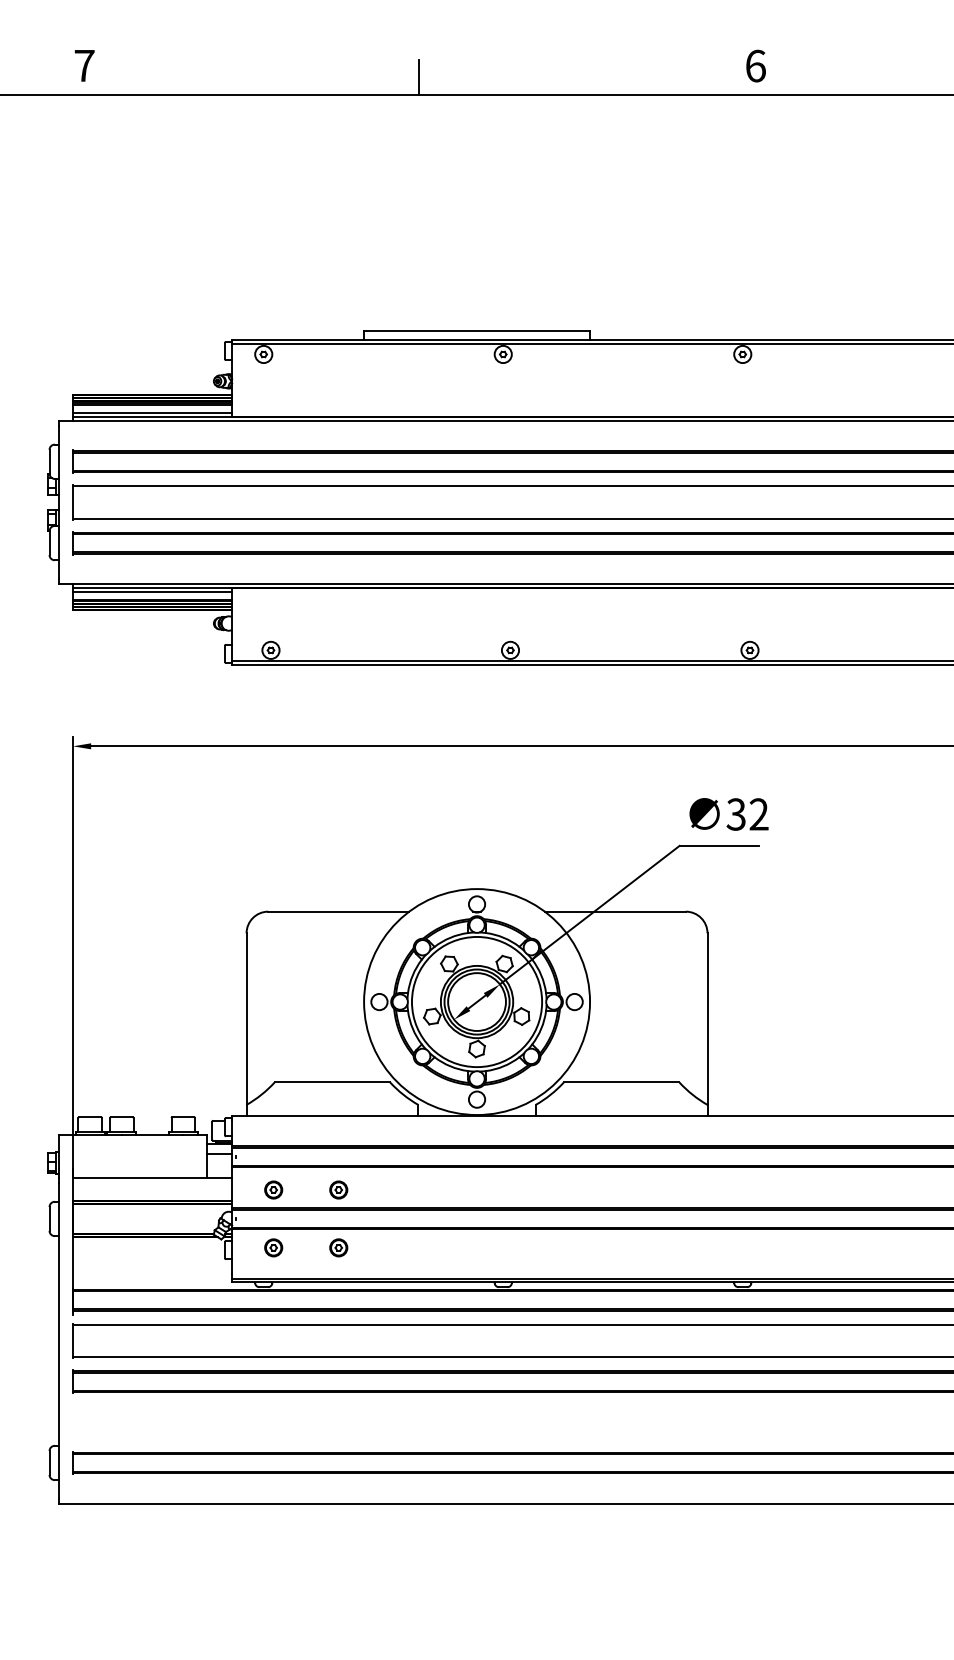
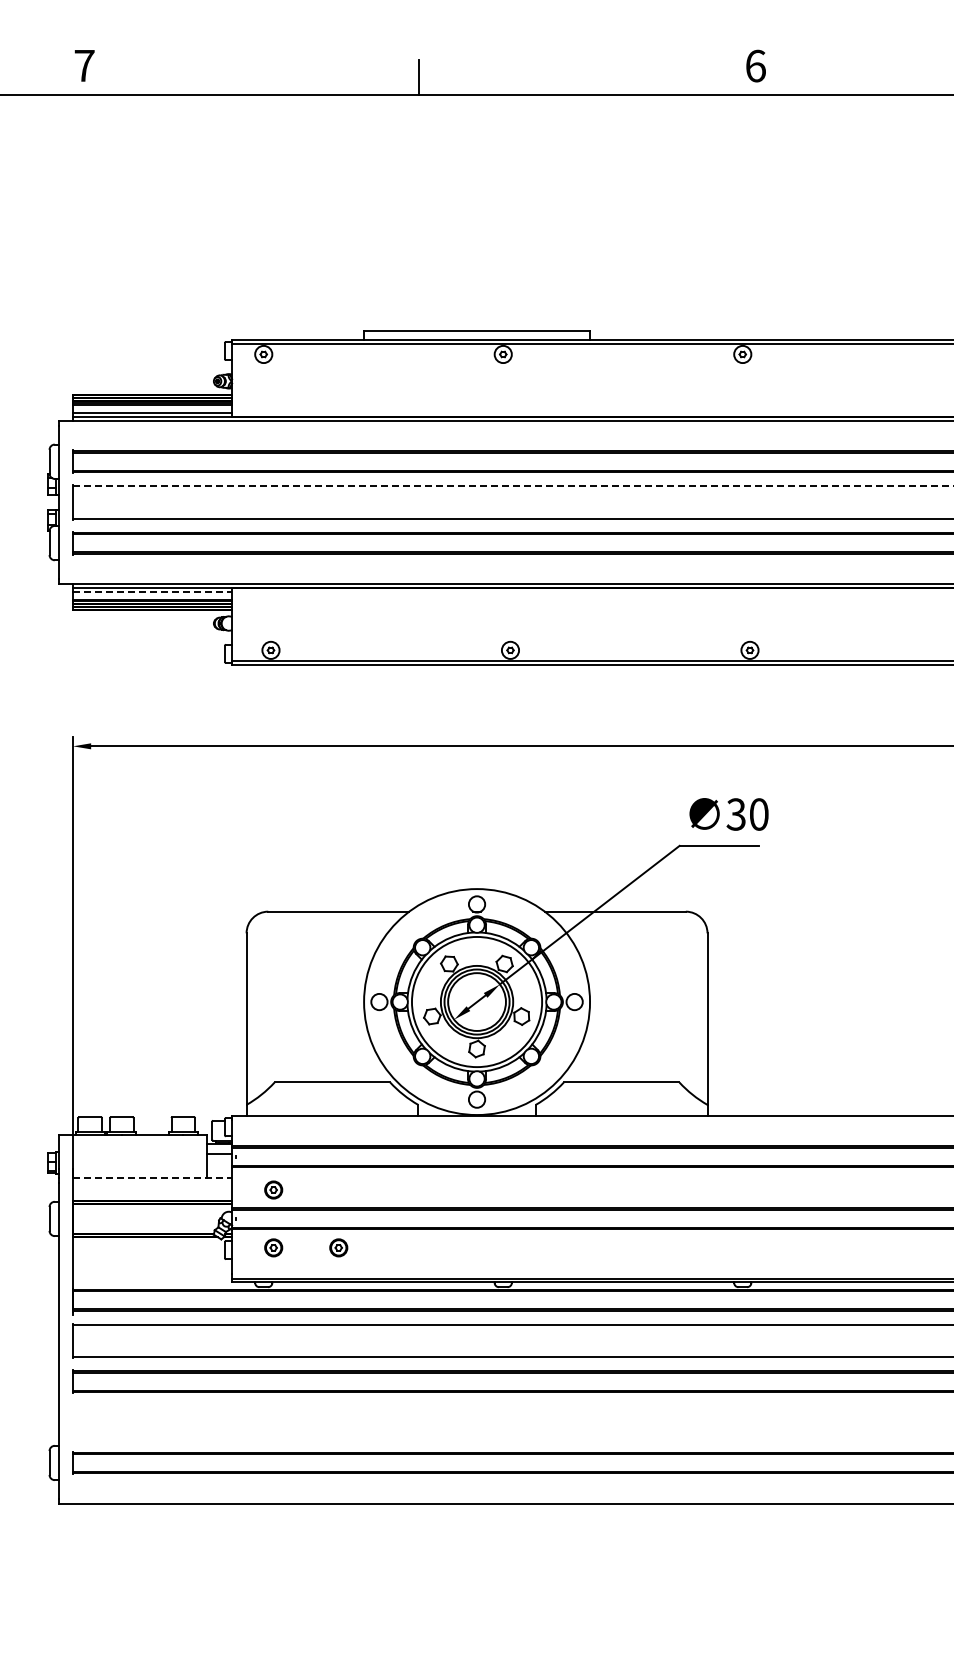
line: solid -> dashed (513, 486)
line: solid -> dashed (152, 592)
text: 32 -> 30 (758, 814)
line: solid -> dashed (152, 1178)
part: present -> none (338, 1189)
